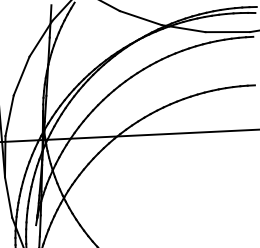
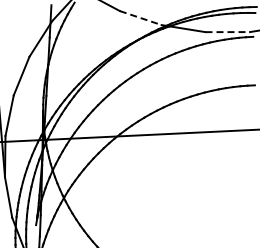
line: solid -> dashed (141, 18)
line: solid -> dashed (228, 32)
